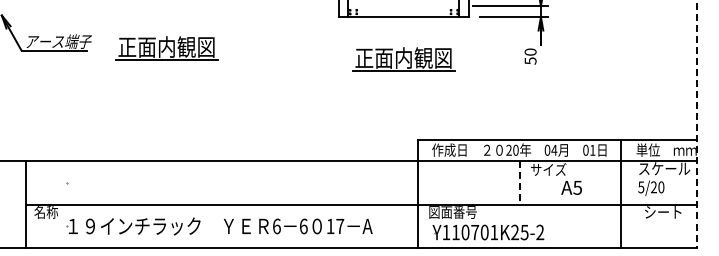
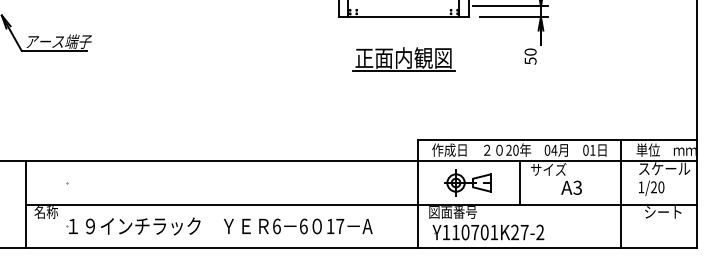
part: present -> none (166, 48)
line: dashed -> solid (697, 124)
part: none -> present (467, 182)
line: dashed -> solid (519, 183)
text: A5 -> A3 (577, 187)
text: 5/20 -> 1/20 (641, 187)
text: Y110701K25-2 -> Y110701K27-2 (524, 232)
